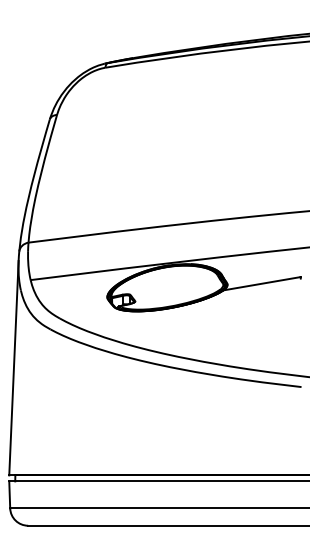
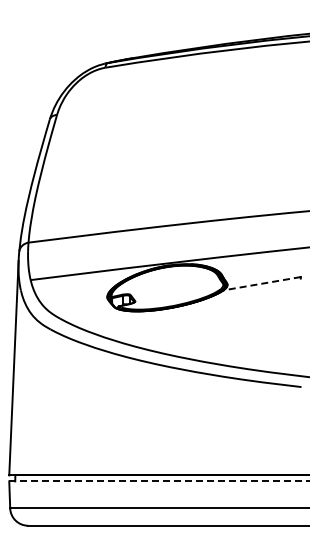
line: solid -> dashed (261, 283)
line: solid -> dashed (159, 481)
